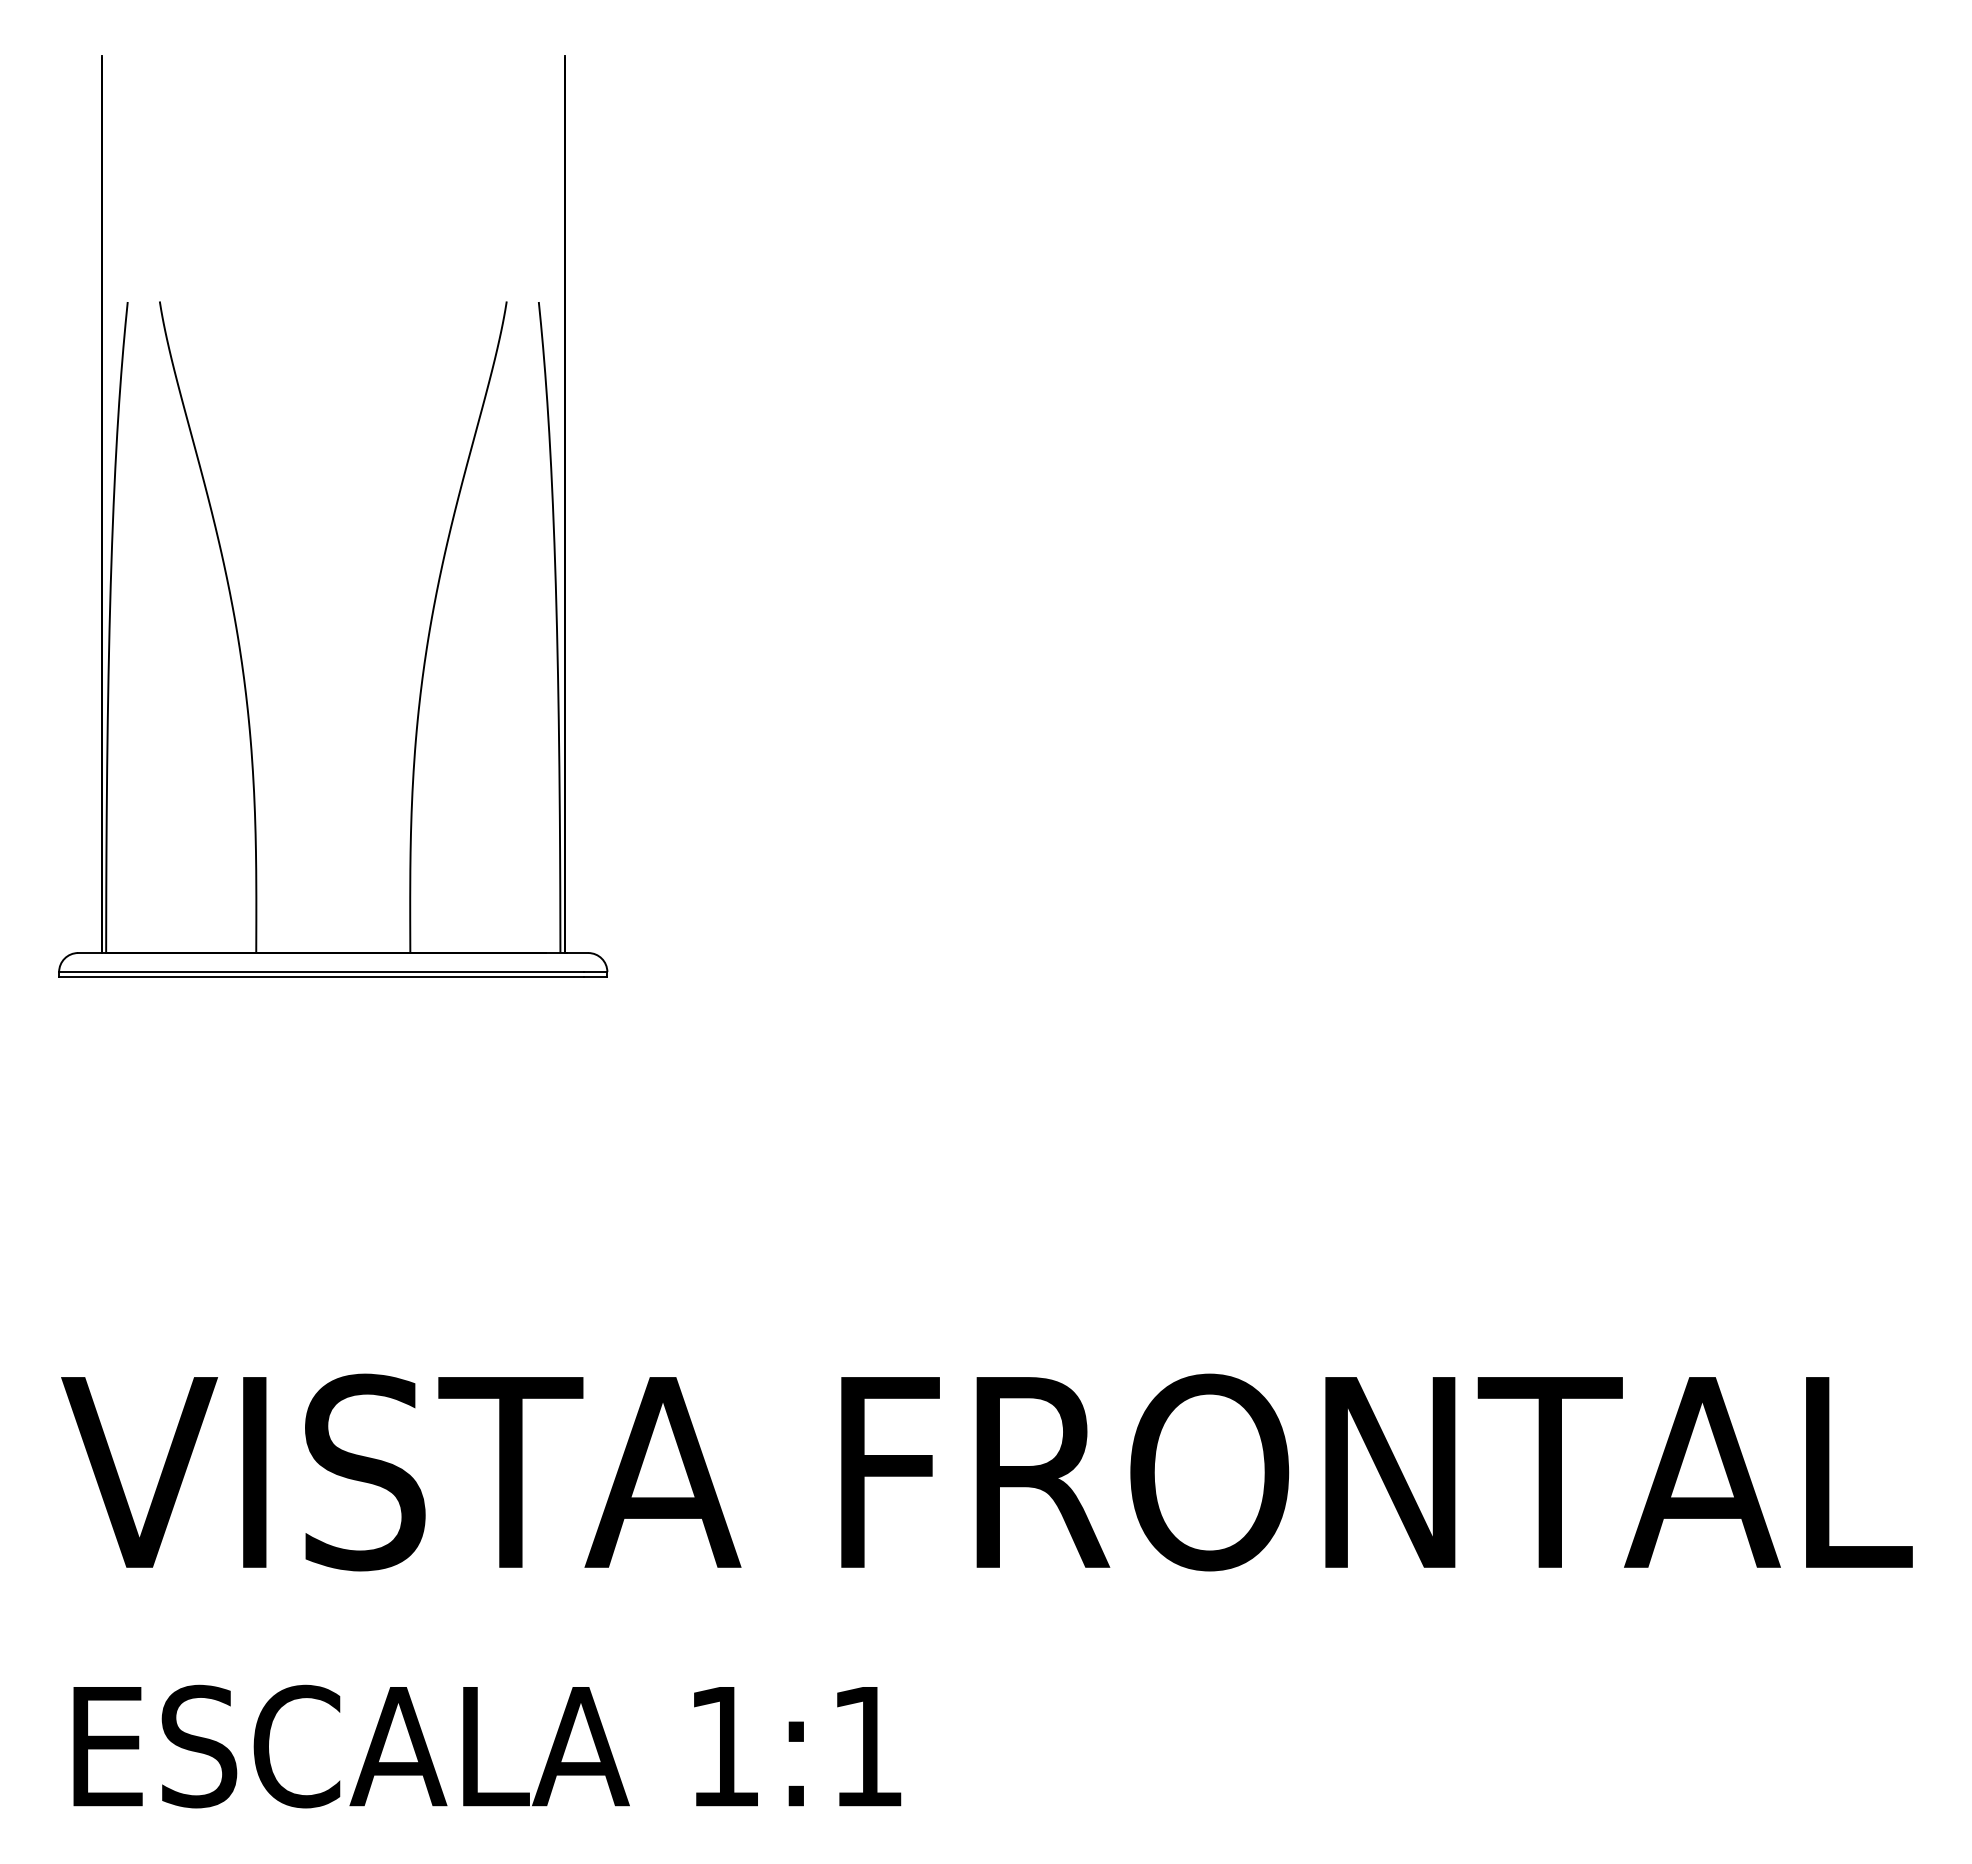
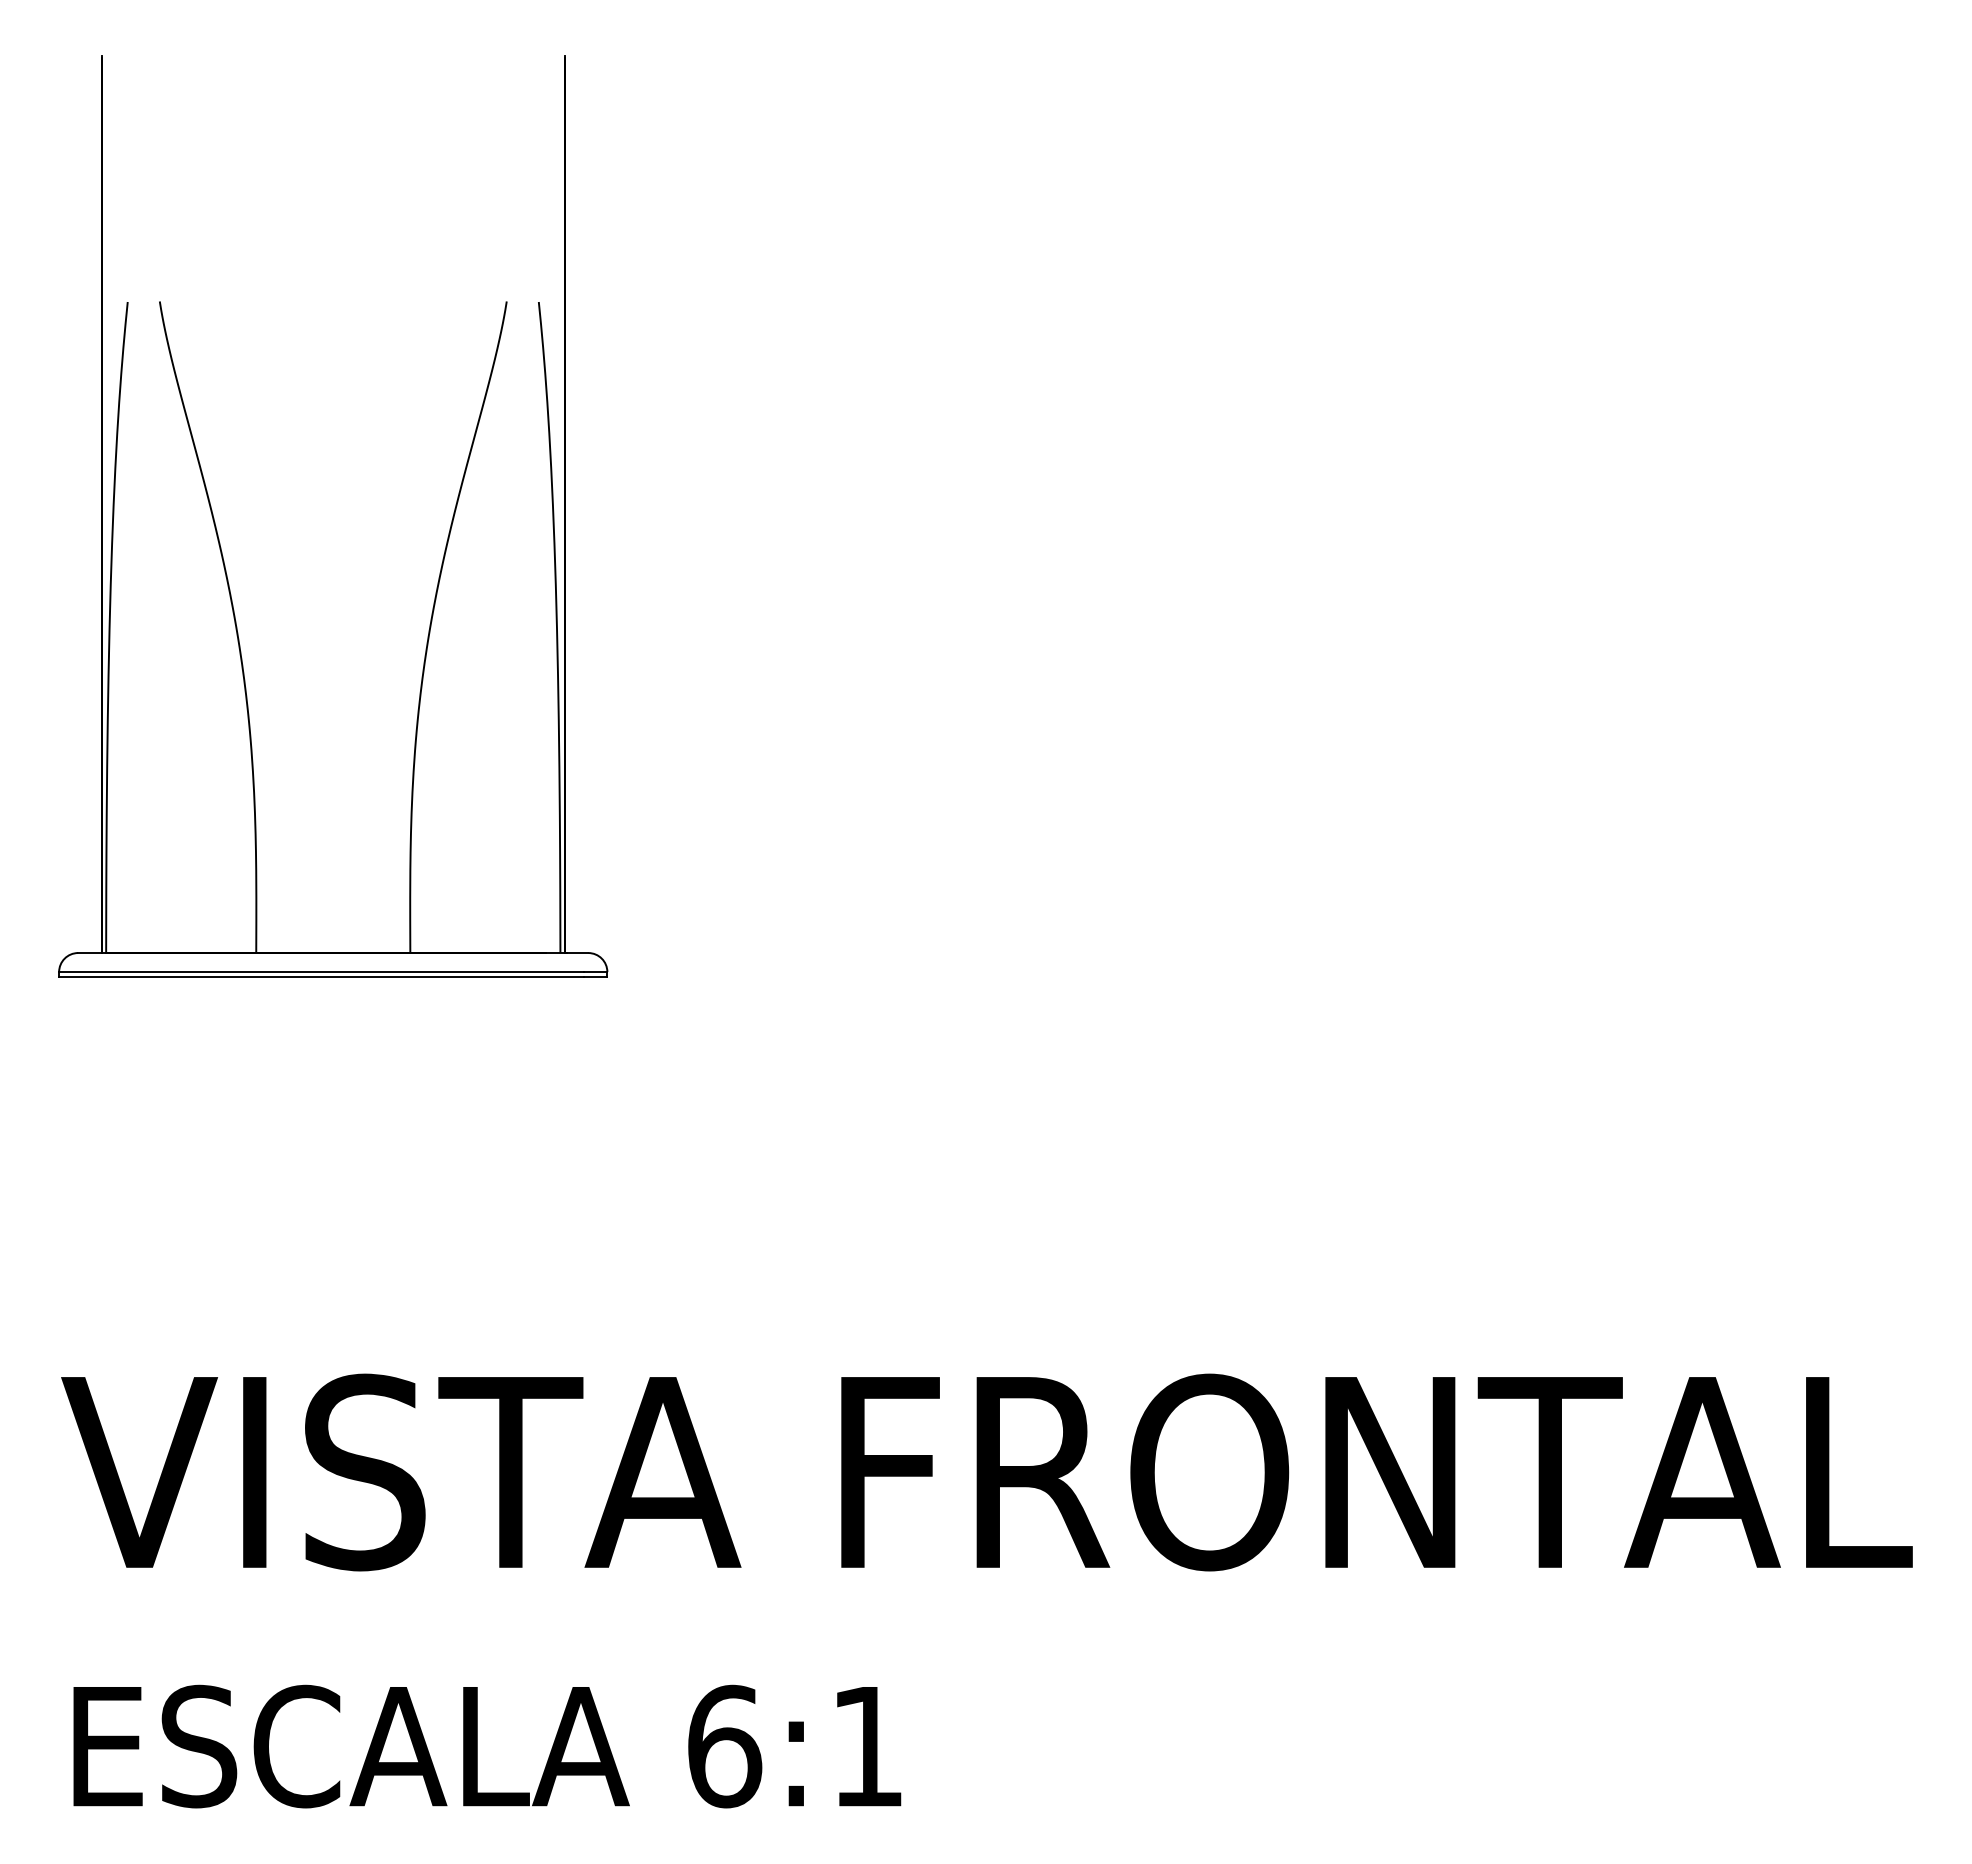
text: 1:1 -> 6:1 (725, 1746)
